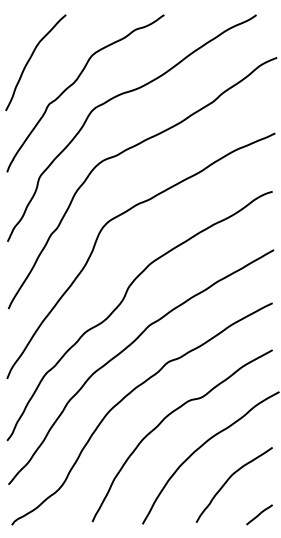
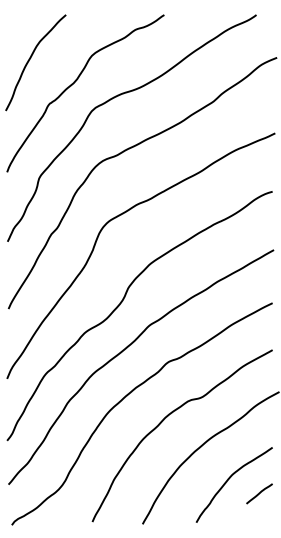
line position: (259, 514) -> (259, 493) (259, 493)
